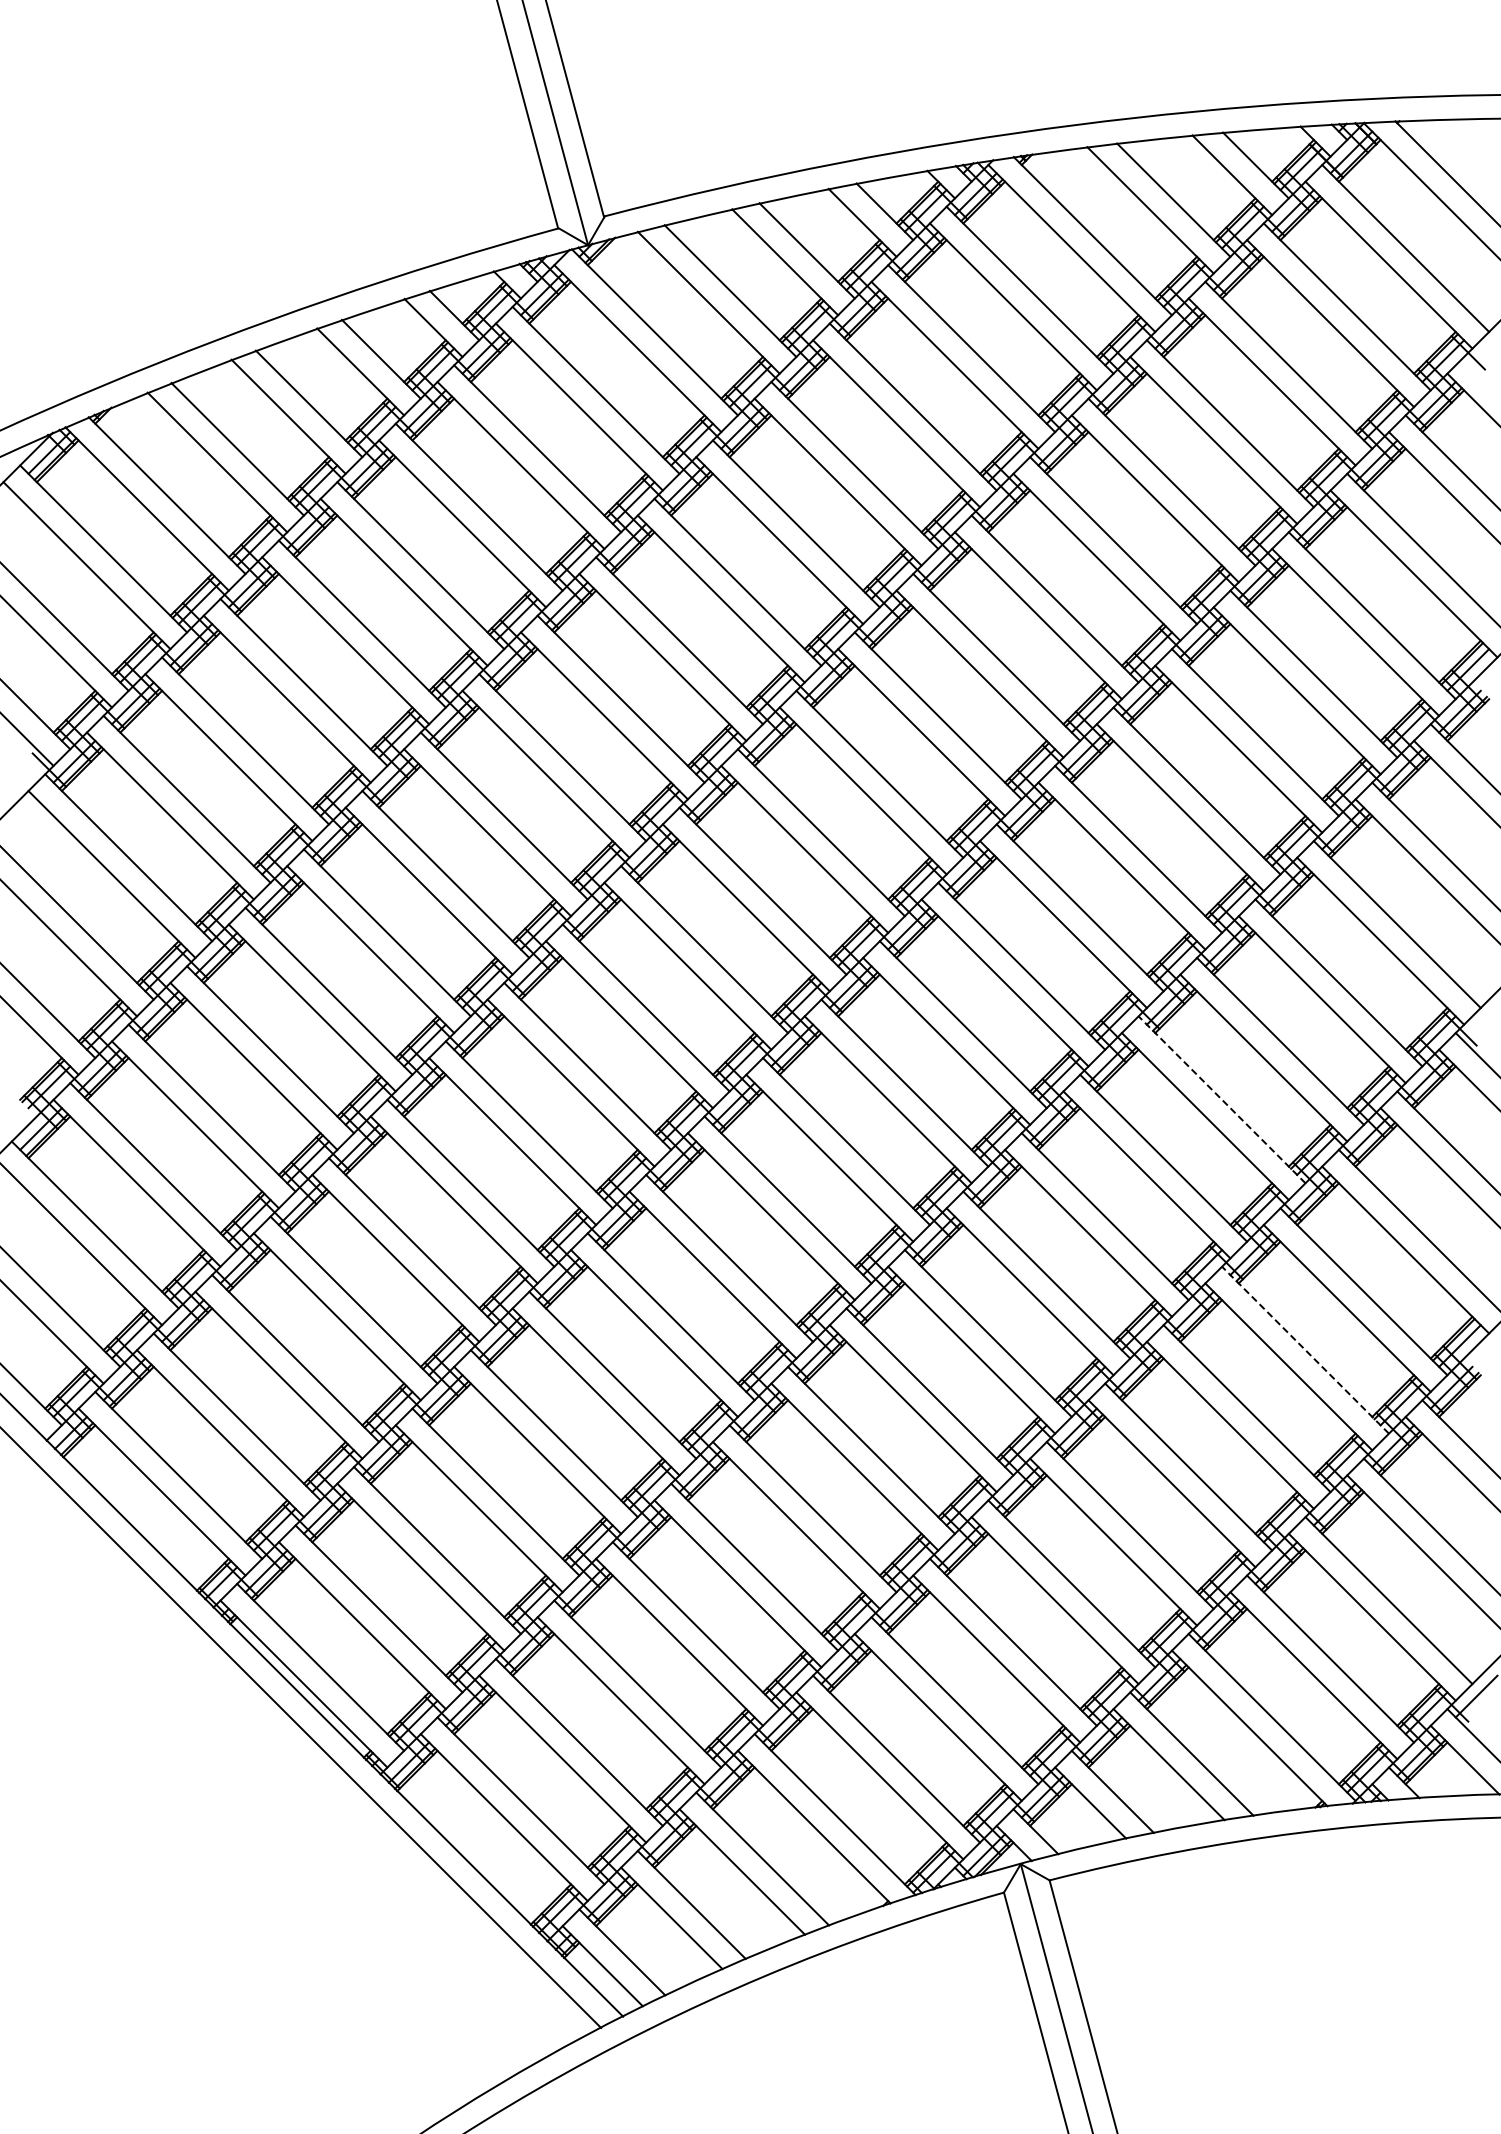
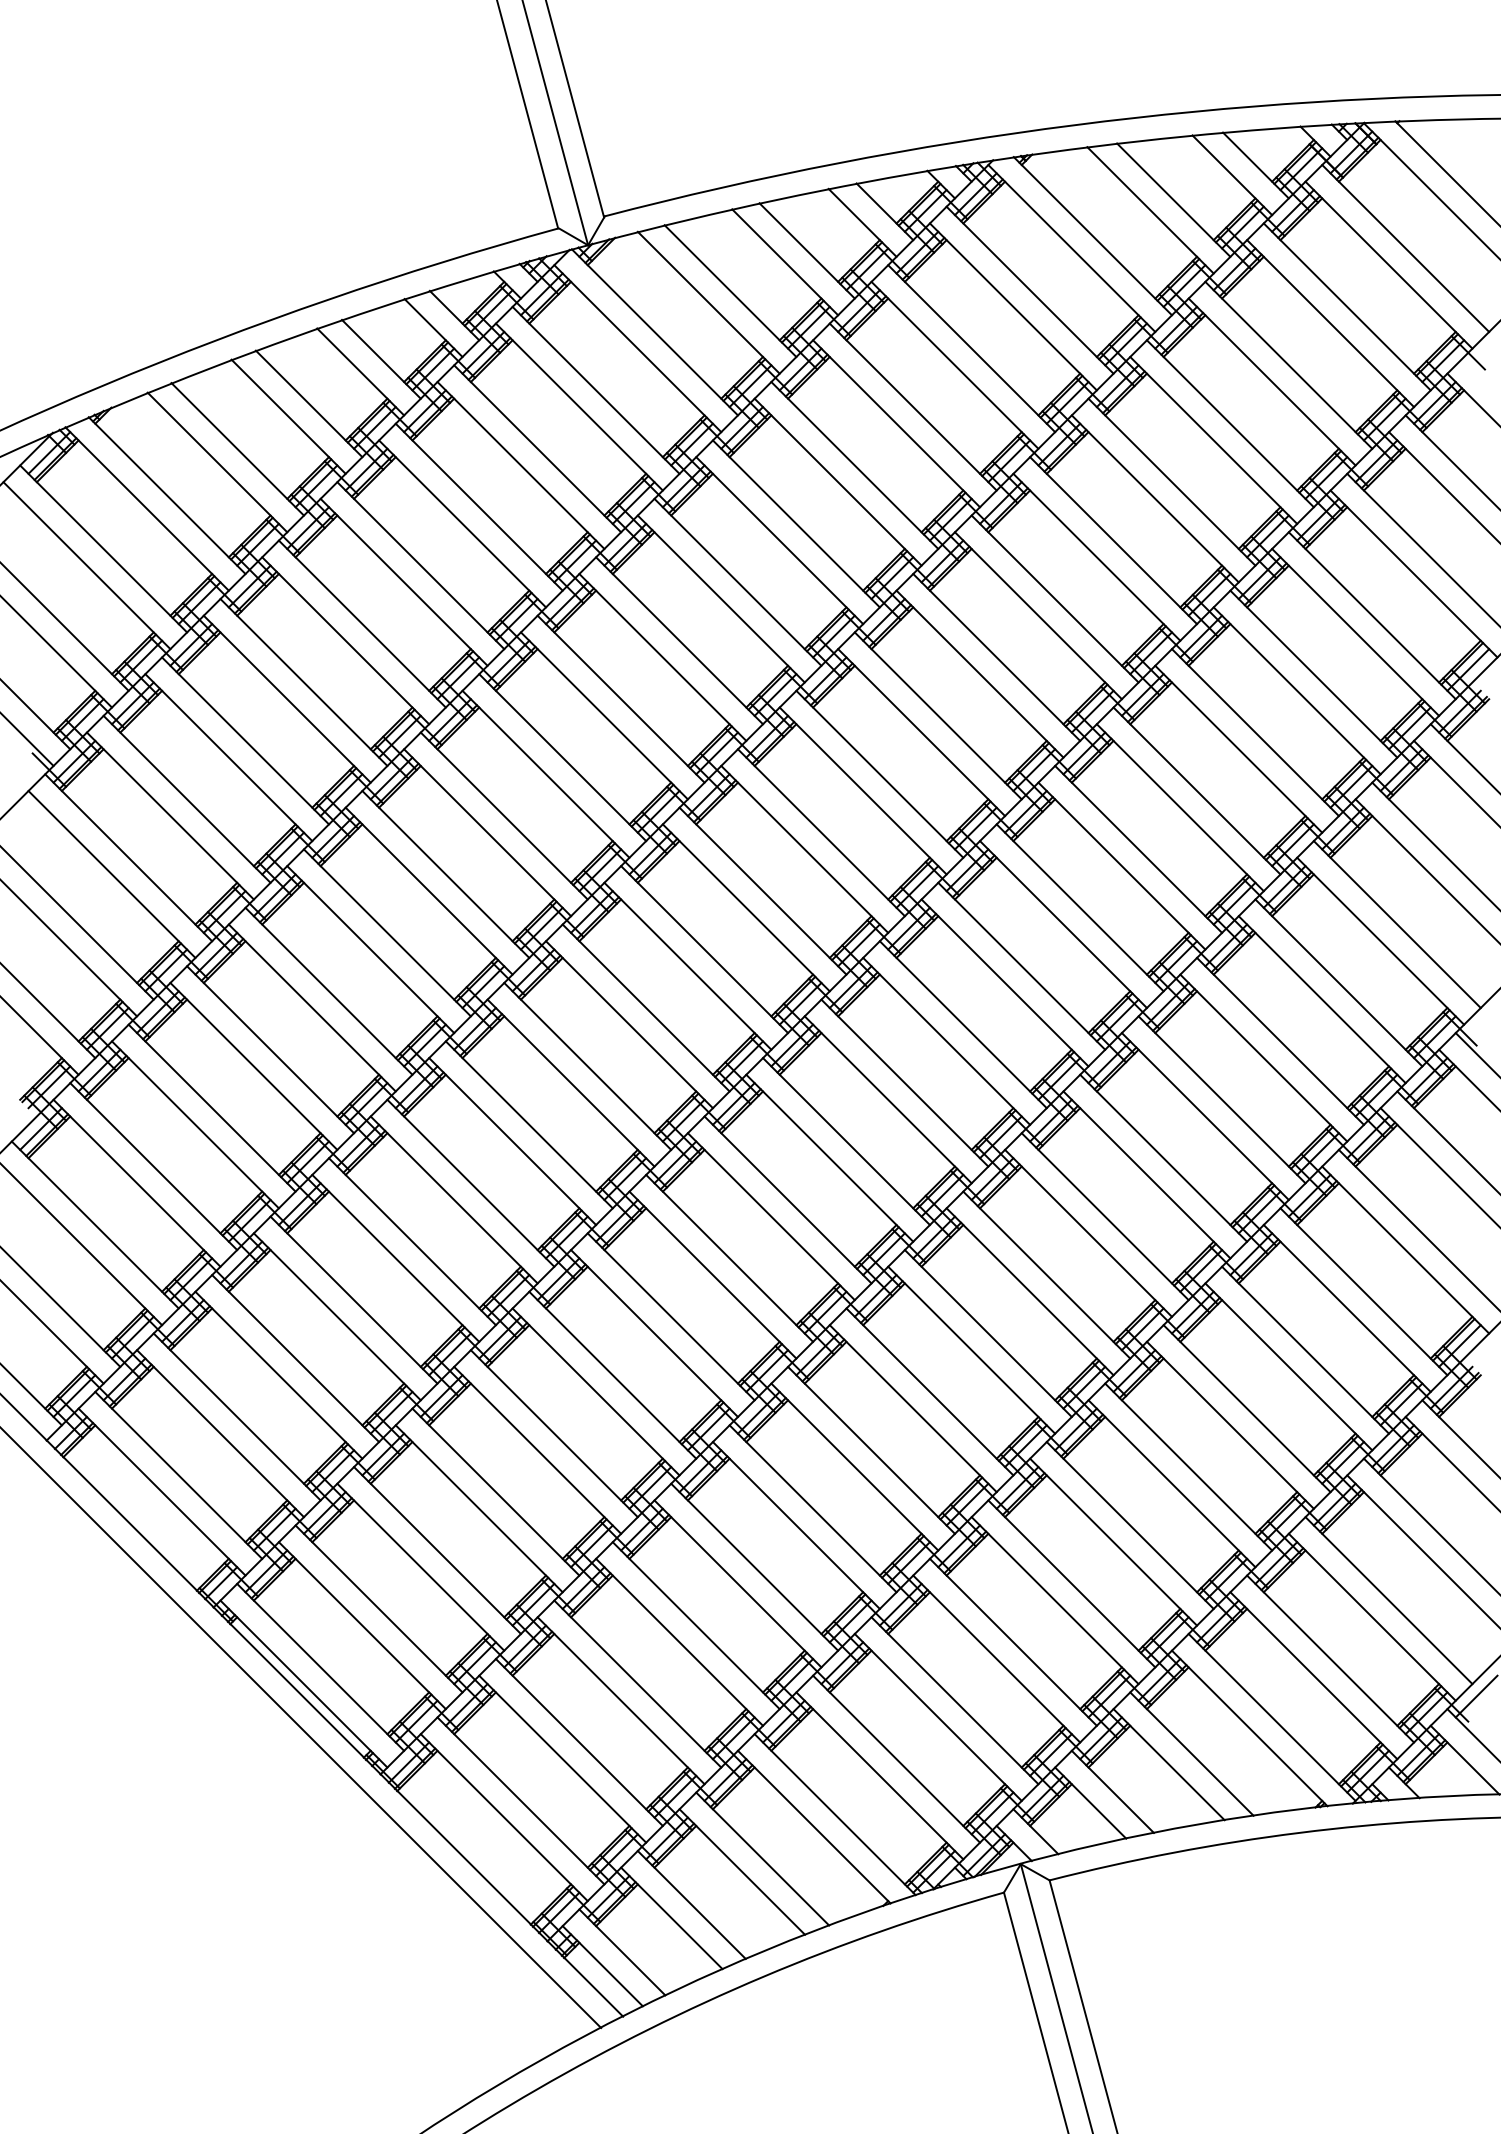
line: dashed -> solid (1221, 1099)
line: dashed -> solid (1305, 1349)
